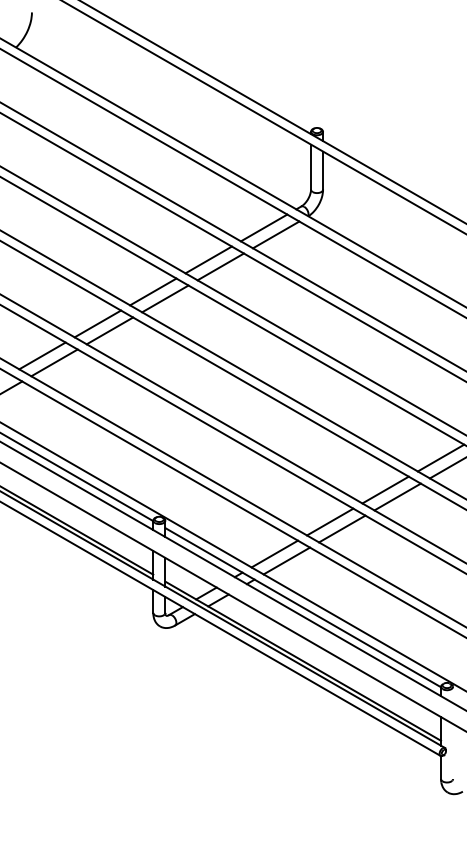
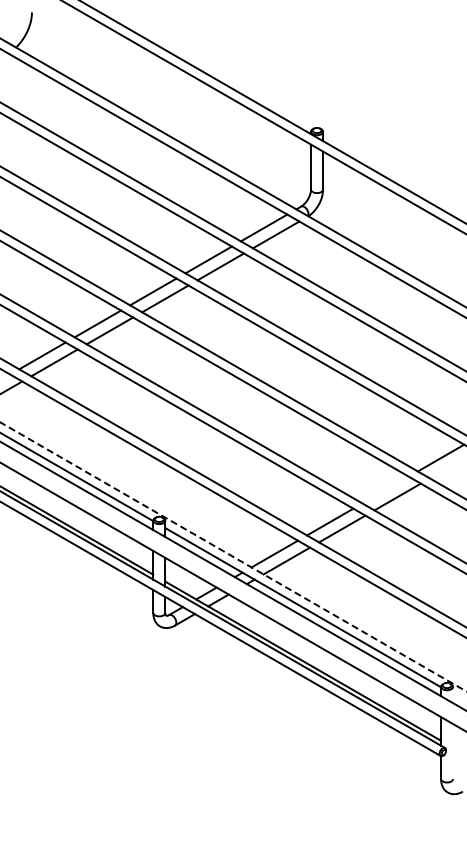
line: present -> none (446, 468)
line: present -> none (385, 489)
line: solid -> dashed (233, 557)
